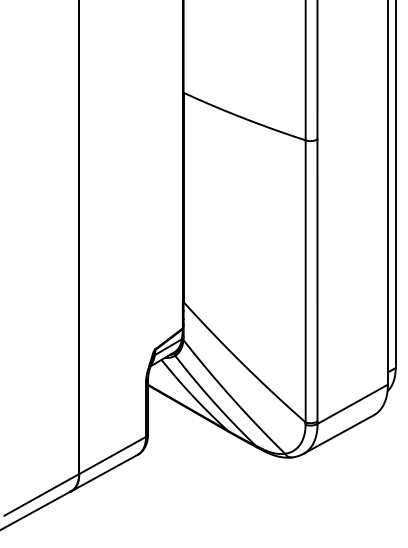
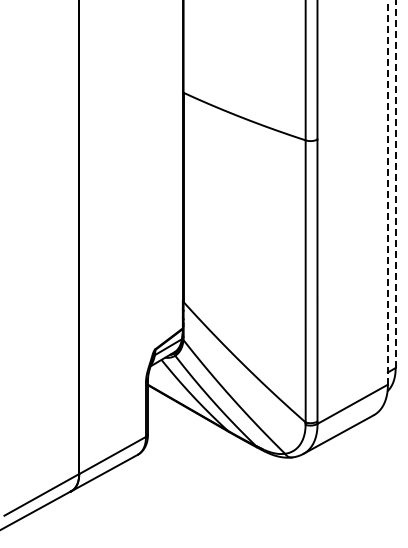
line: solid -> dashed (395, 184)
line: solid -> dashed (387, 192)
